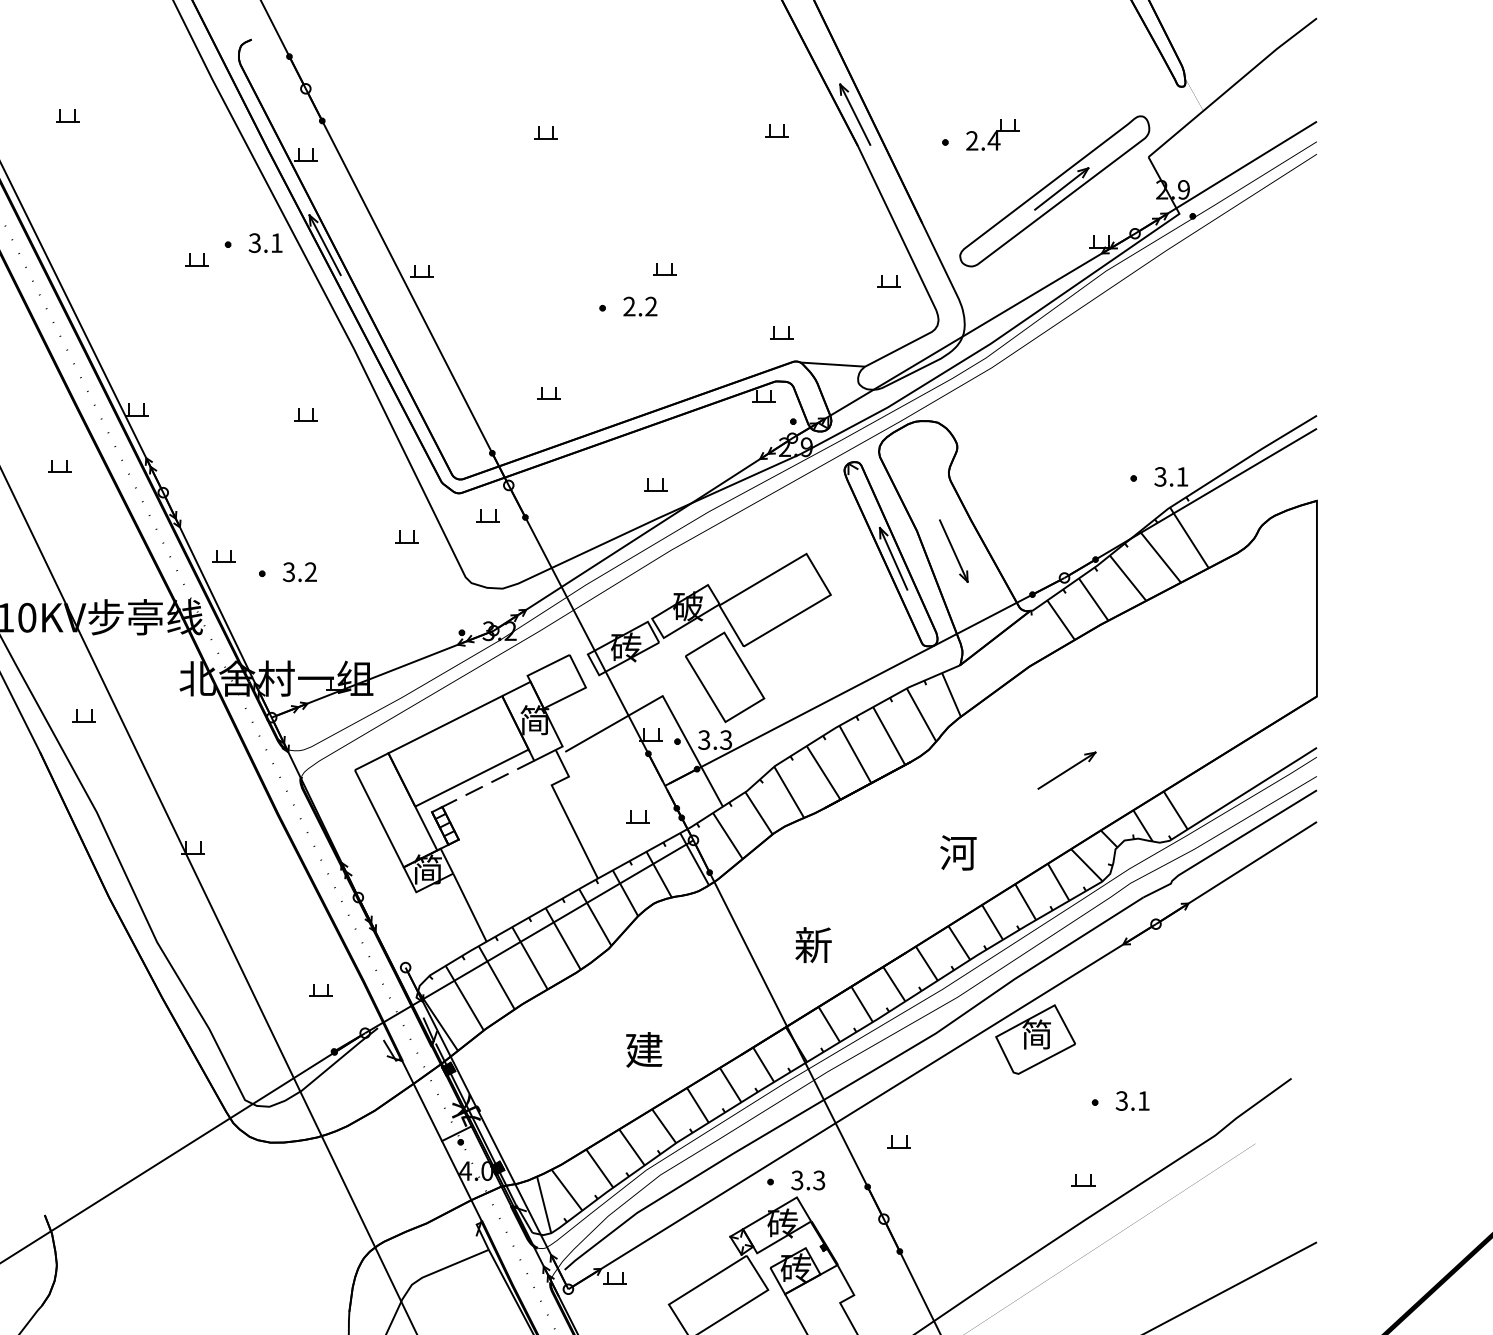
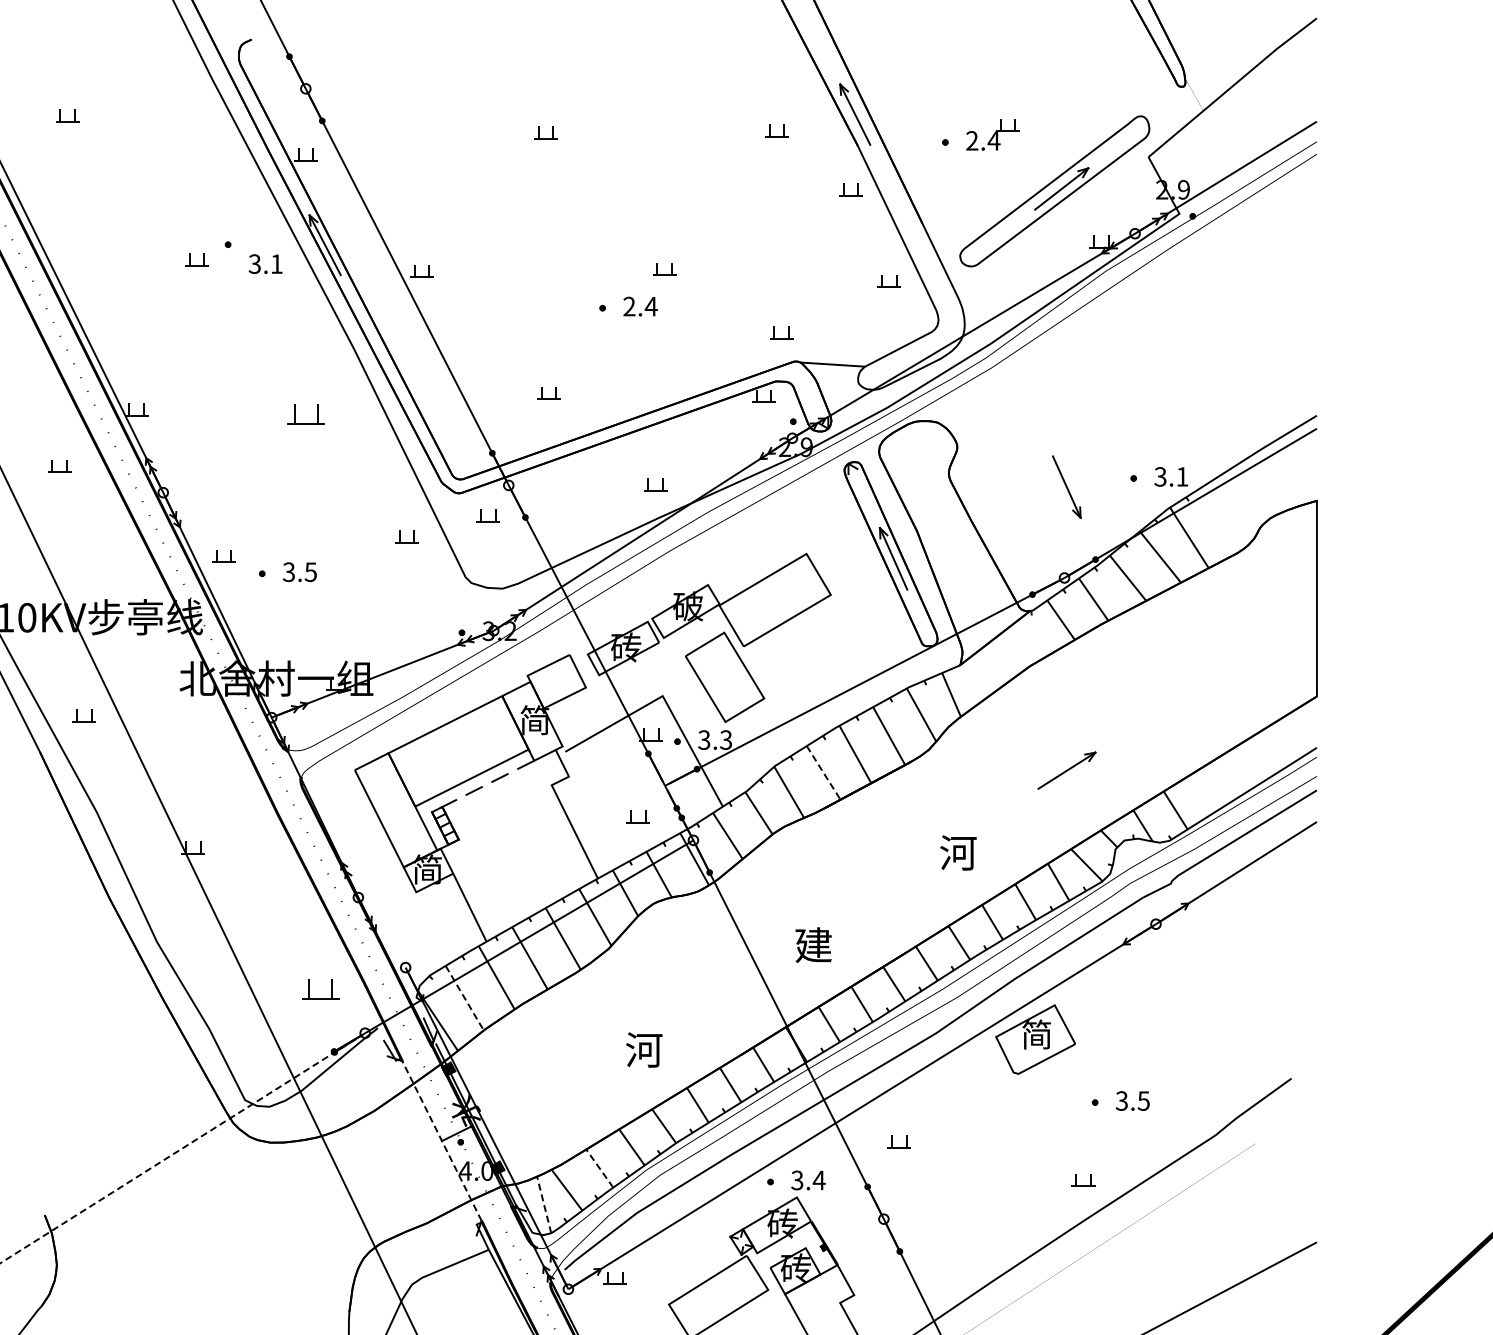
part: none -> present (850, 189)
text position: (265, 242) -> (265, 263) (265, 263)
text: 2.2 -> 2.4 (650, 306)
part size: 24x14 px -> 38x21 px (305, 414)
part position: (953, 550) -> (1066, 486) (1066, 486)
text: 3.2 -> 3.5 (310, 572)
line: solid -> dashed (823, 772)
text: 新 -> 建 (813, 945)
part size: 24x13 px -> 38x21 px (320, 989)
line: solid -> dashed (464, 998)
text: 建 -> 河 (644, 1049)
text: 3.1 -> 3.5 (1143, 1100)
line: solid -> dashed (441, 1140)
line: solid -> dashed (182, 1148)
line: solid -> dashed (599, 1168)
text: 3.3 -> 3.4 (818, 1180)
line: solid -> dashed (544, 1204)
